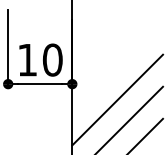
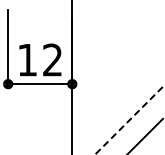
text: 10 -> 12 (52, 59)
line: present -> none (116, 100)
line: solid -> dashed (129, 120)
